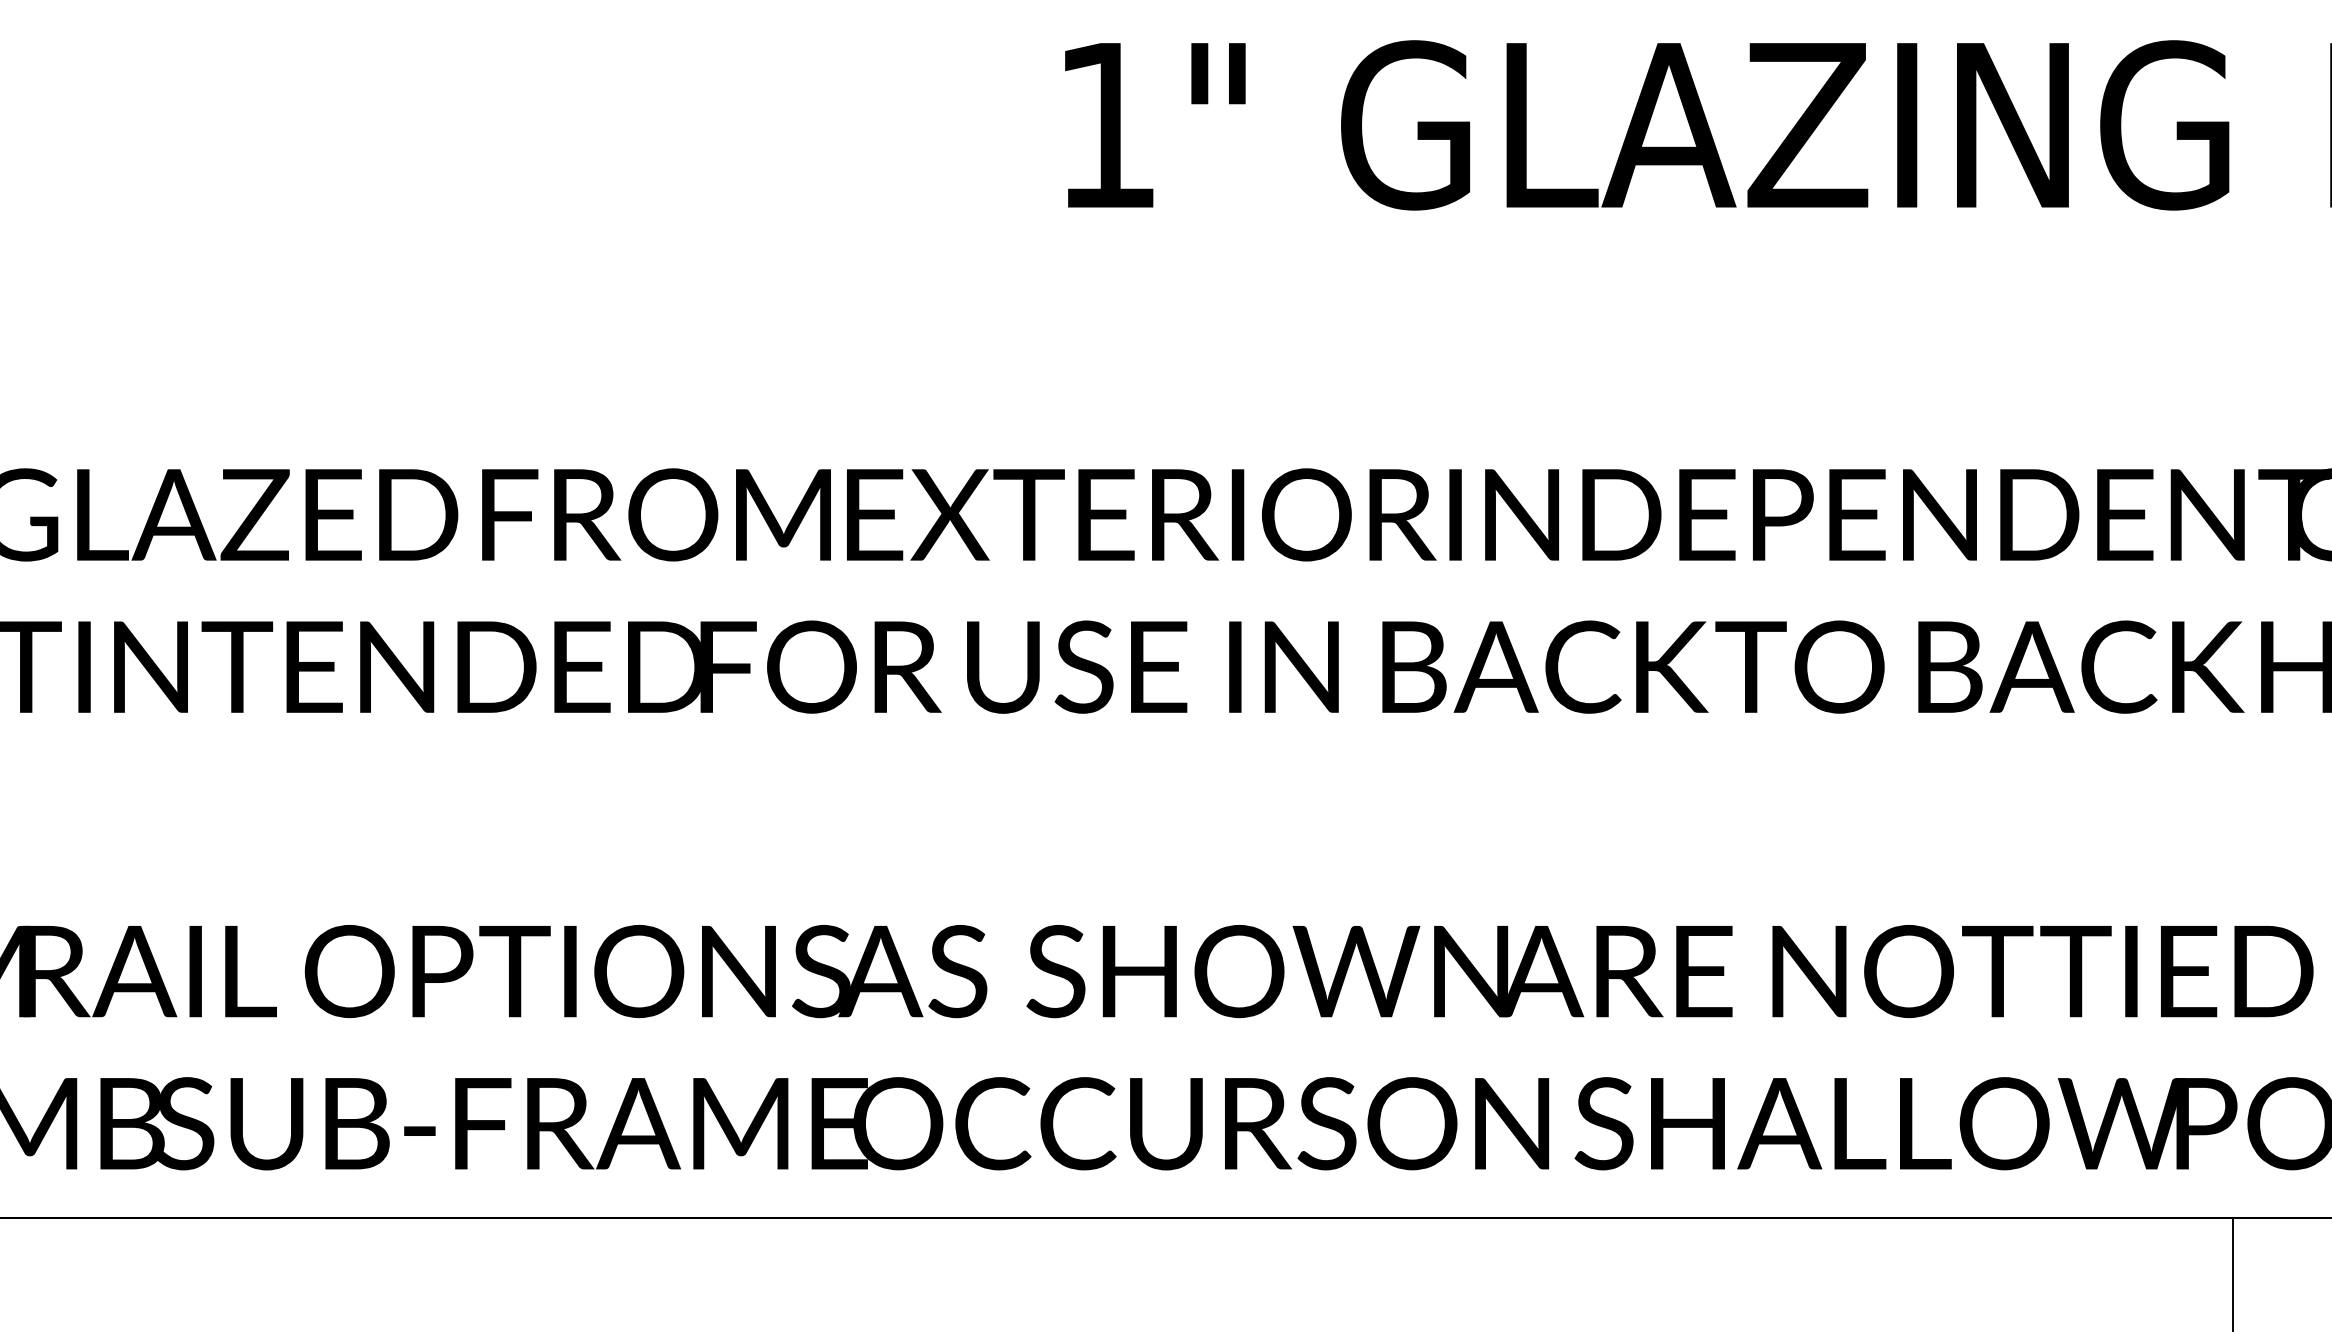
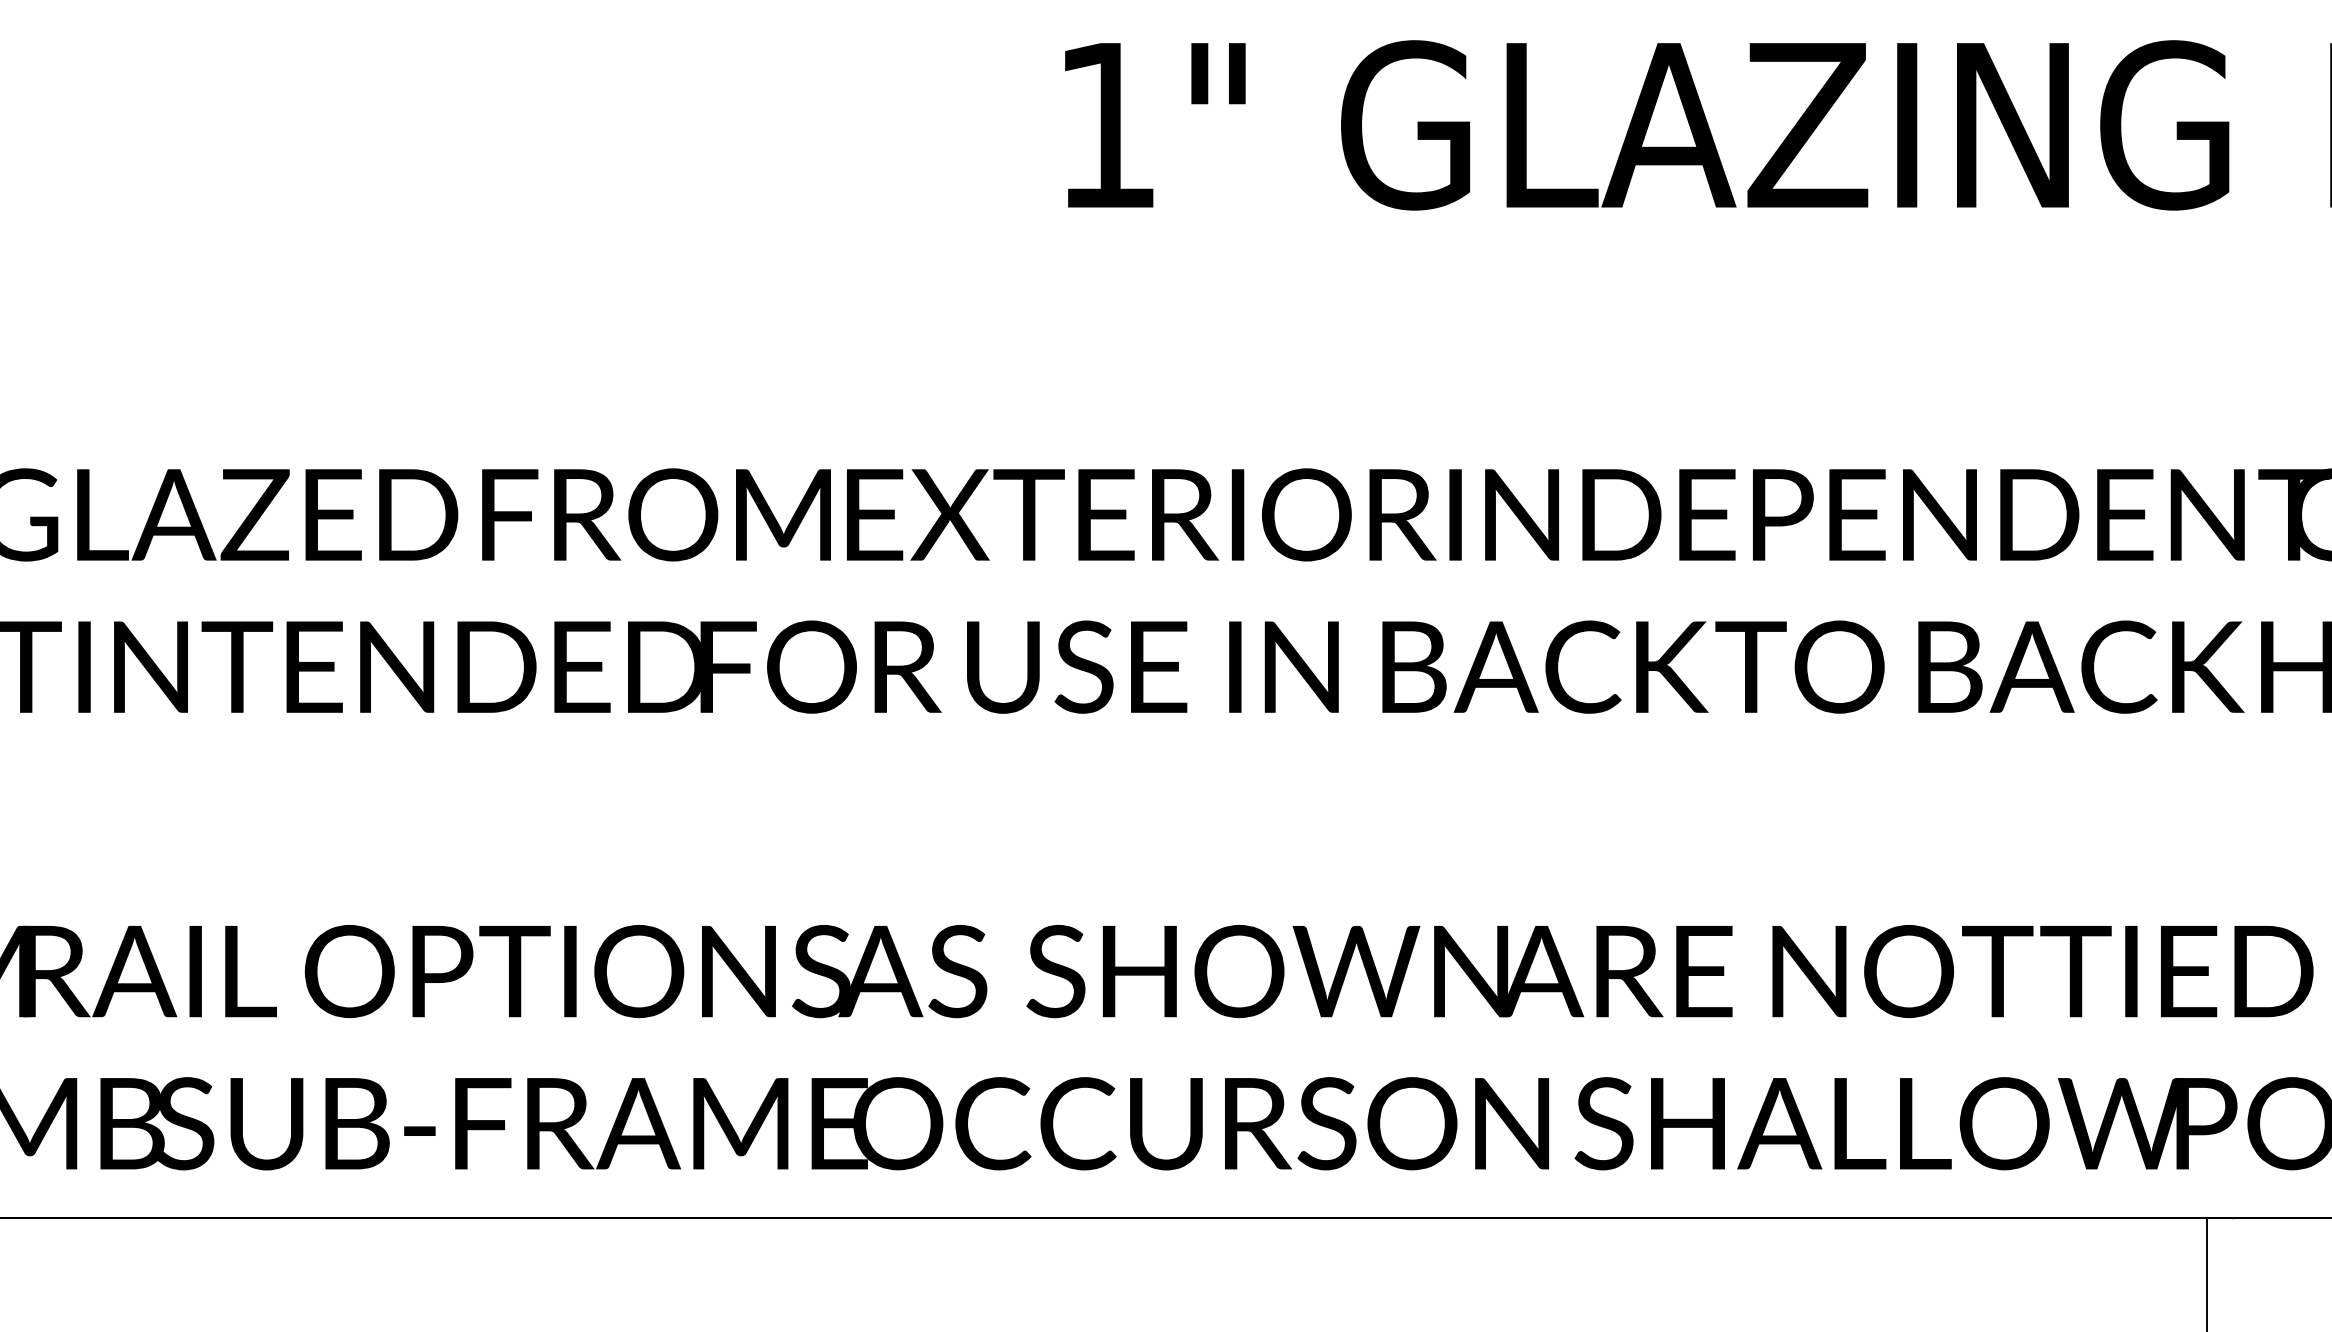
line position: (2232, 1273) -> (2206, 1273) (2206, 1273)
